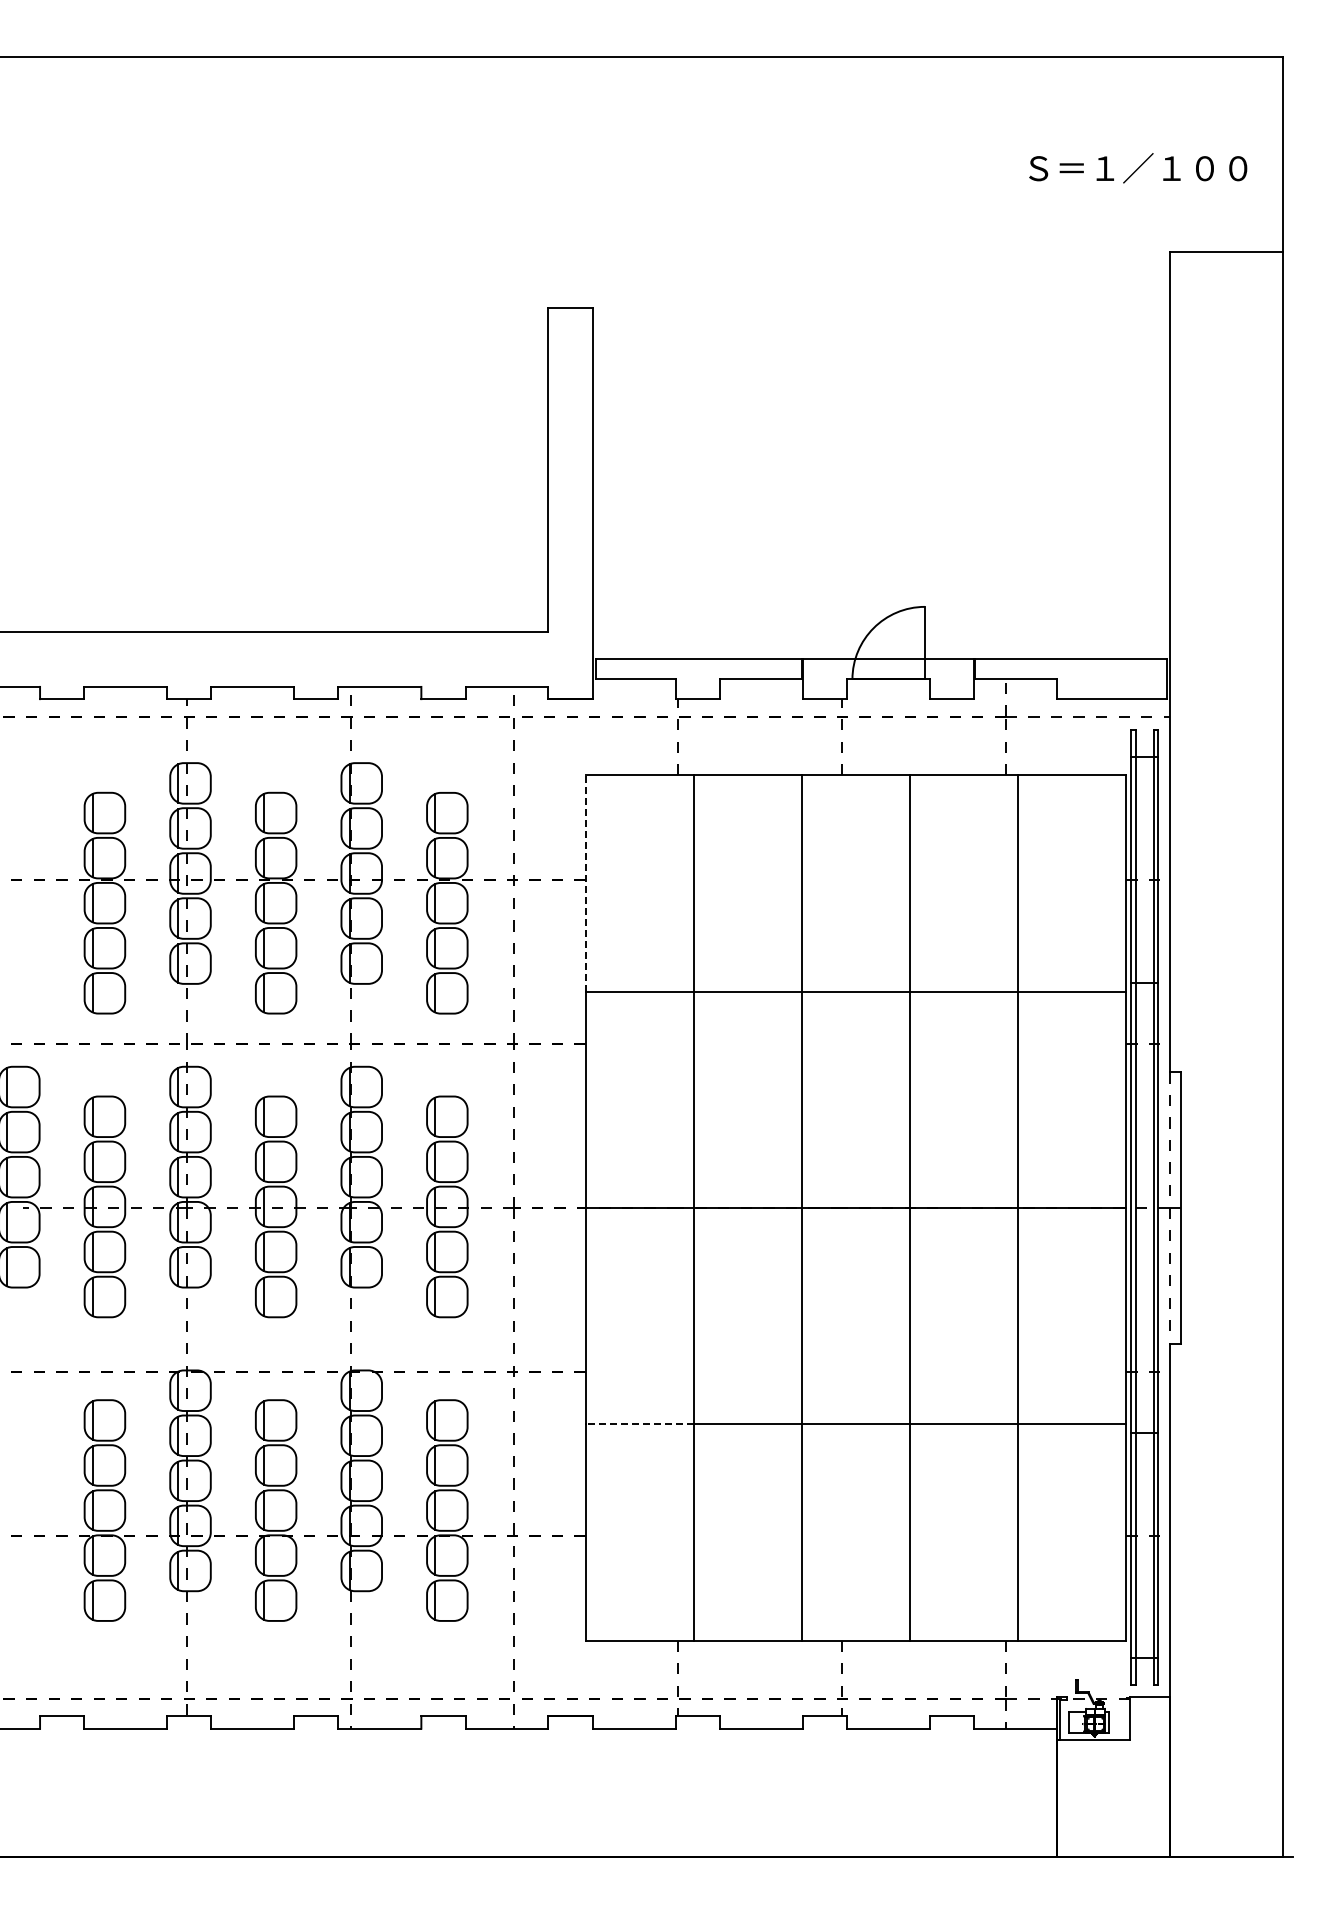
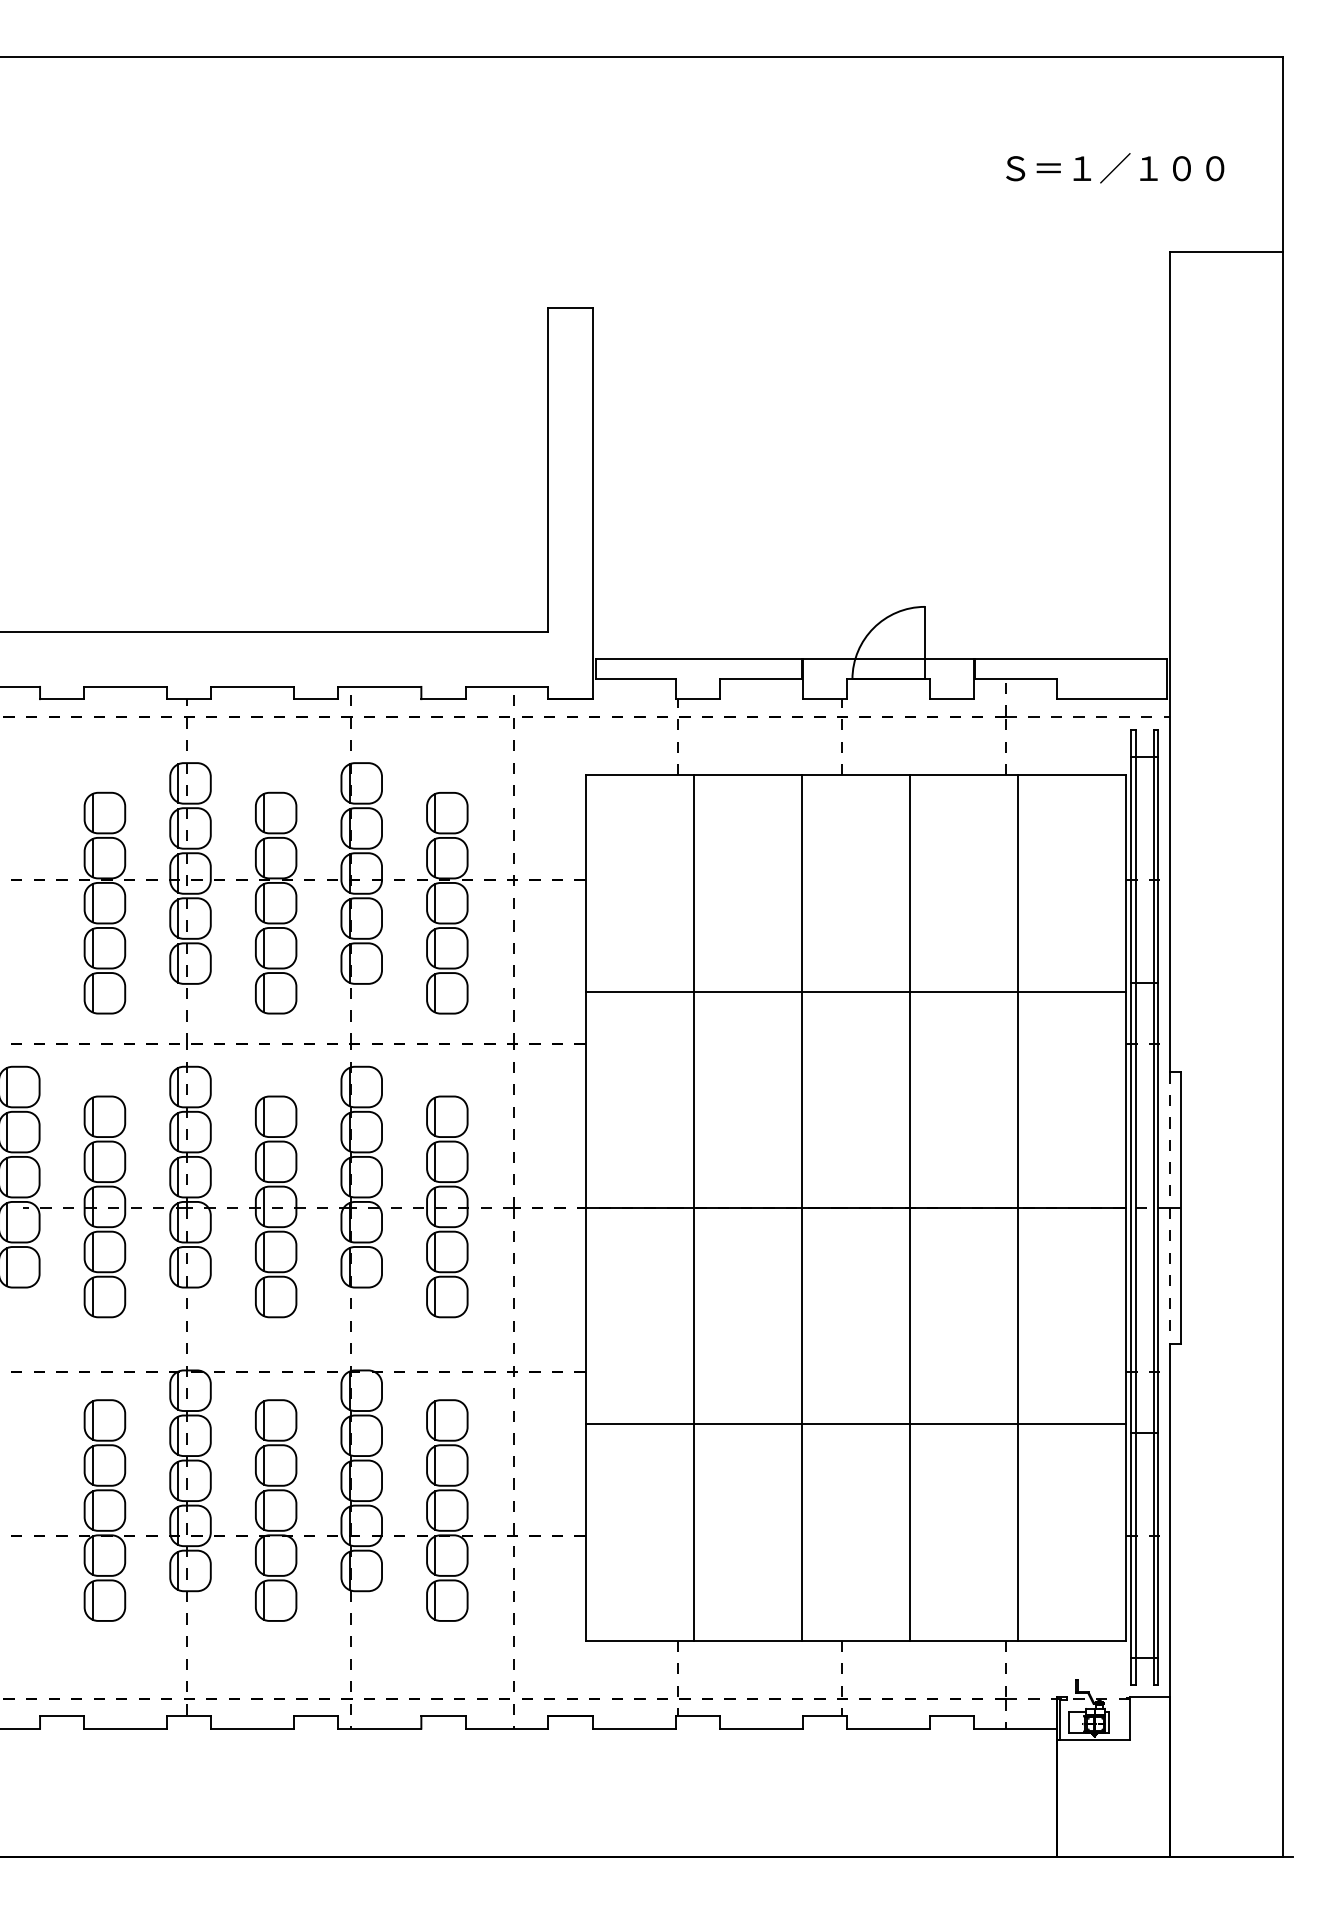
text position: (1138, 168) -> (1115, 168) (1115, 168)
line: dashed -> solid (585, 883)
line: dashed -> solid (639, 1424)
